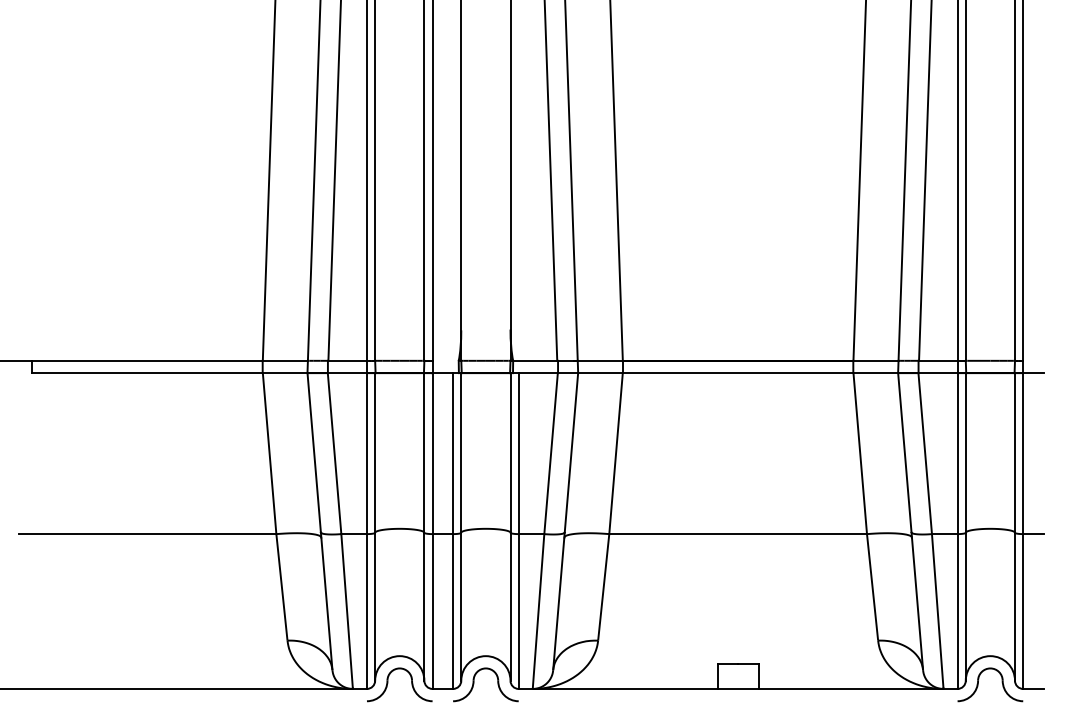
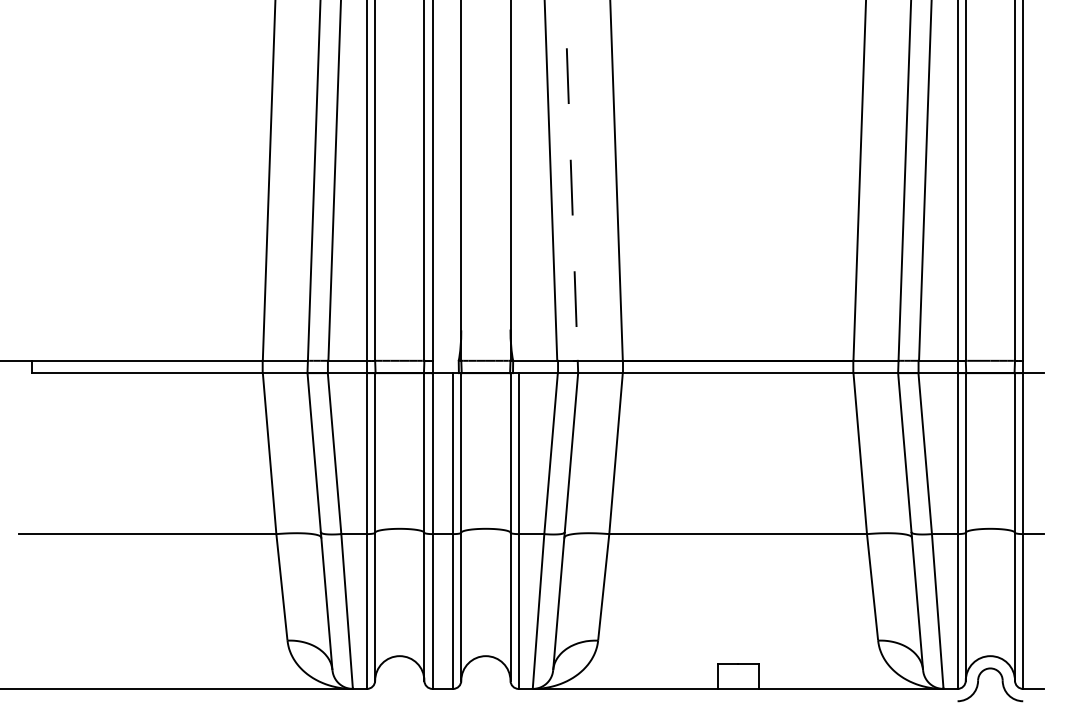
line: solid -> dashed (571, 180)
part: present -> none (388, 683)
part: present -> none (474, 684)
